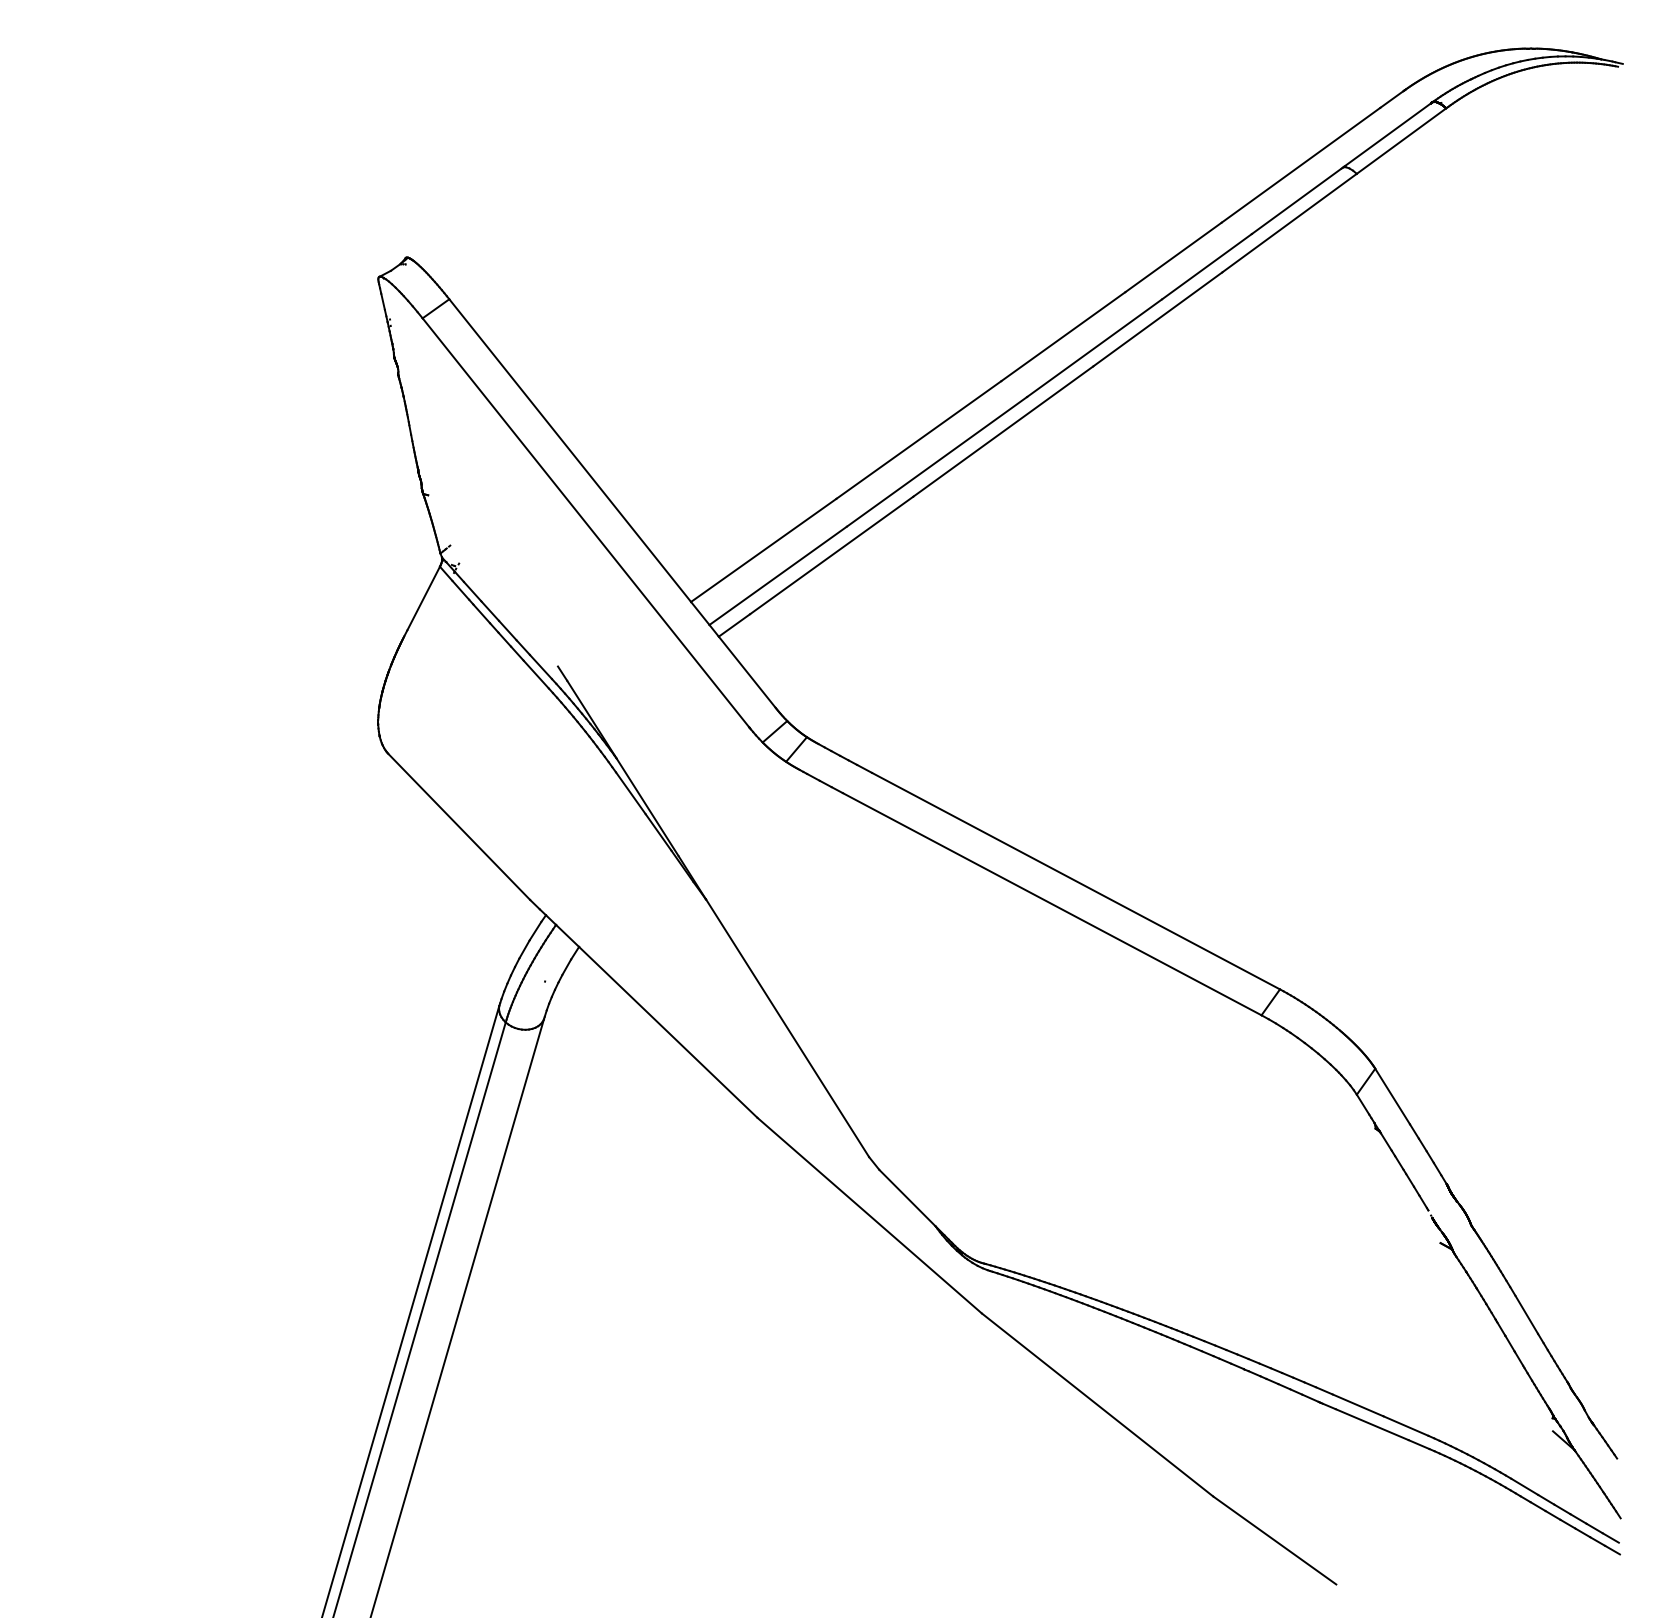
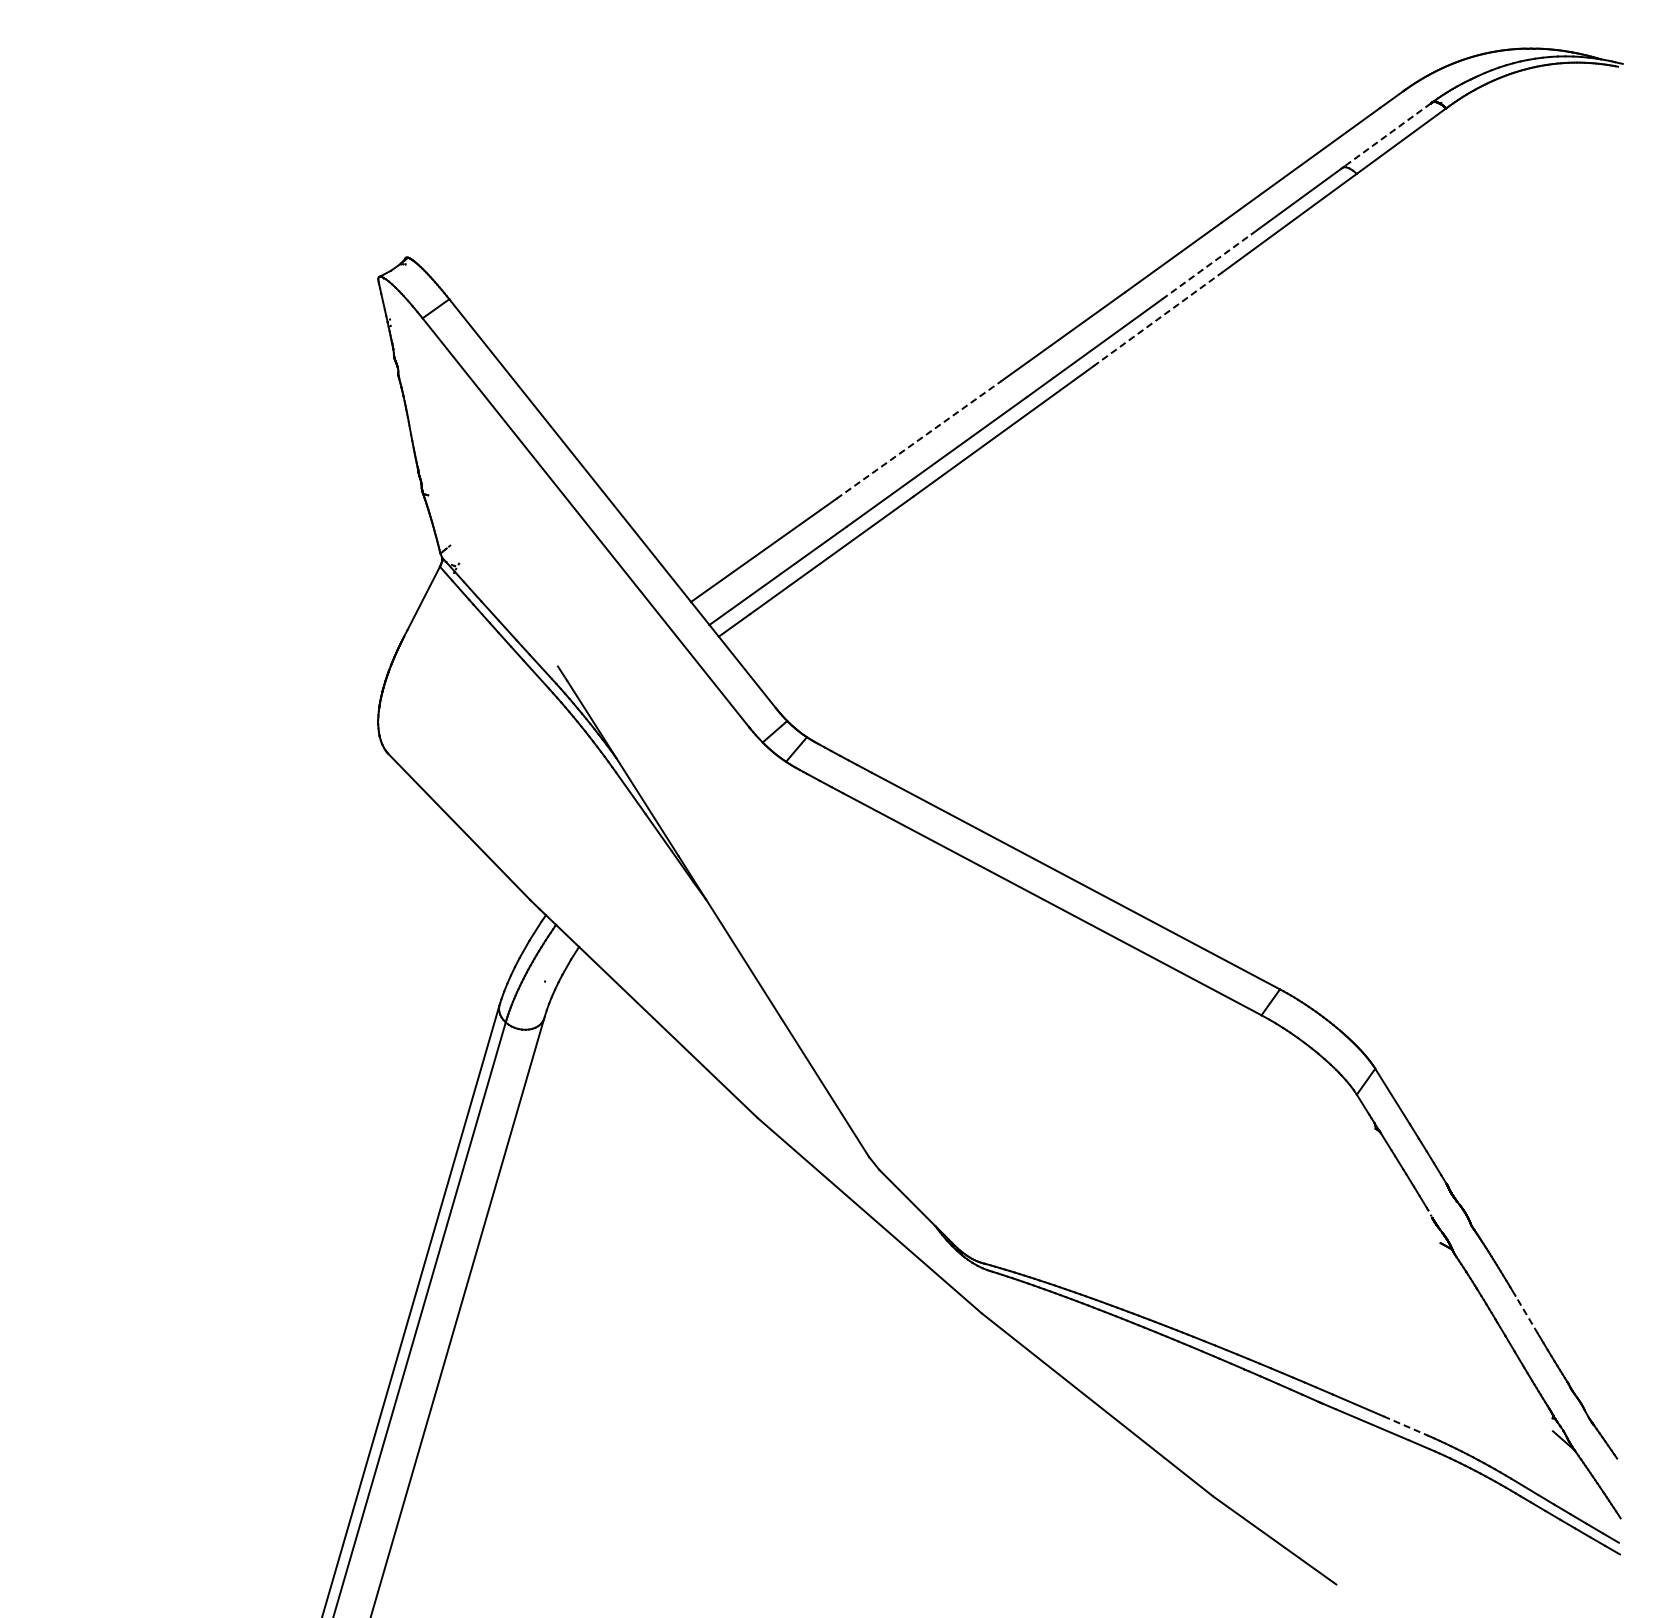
line: solid -> dashed (1387, 134)
line: solid -> dashed (1206, 266)
line: solid -> dashed (1157, 319)
line: solid -> dashed (919, 439)
line: solid -> dashed (1526, 1314)
line: solid -> dashed (1406, 1426)
